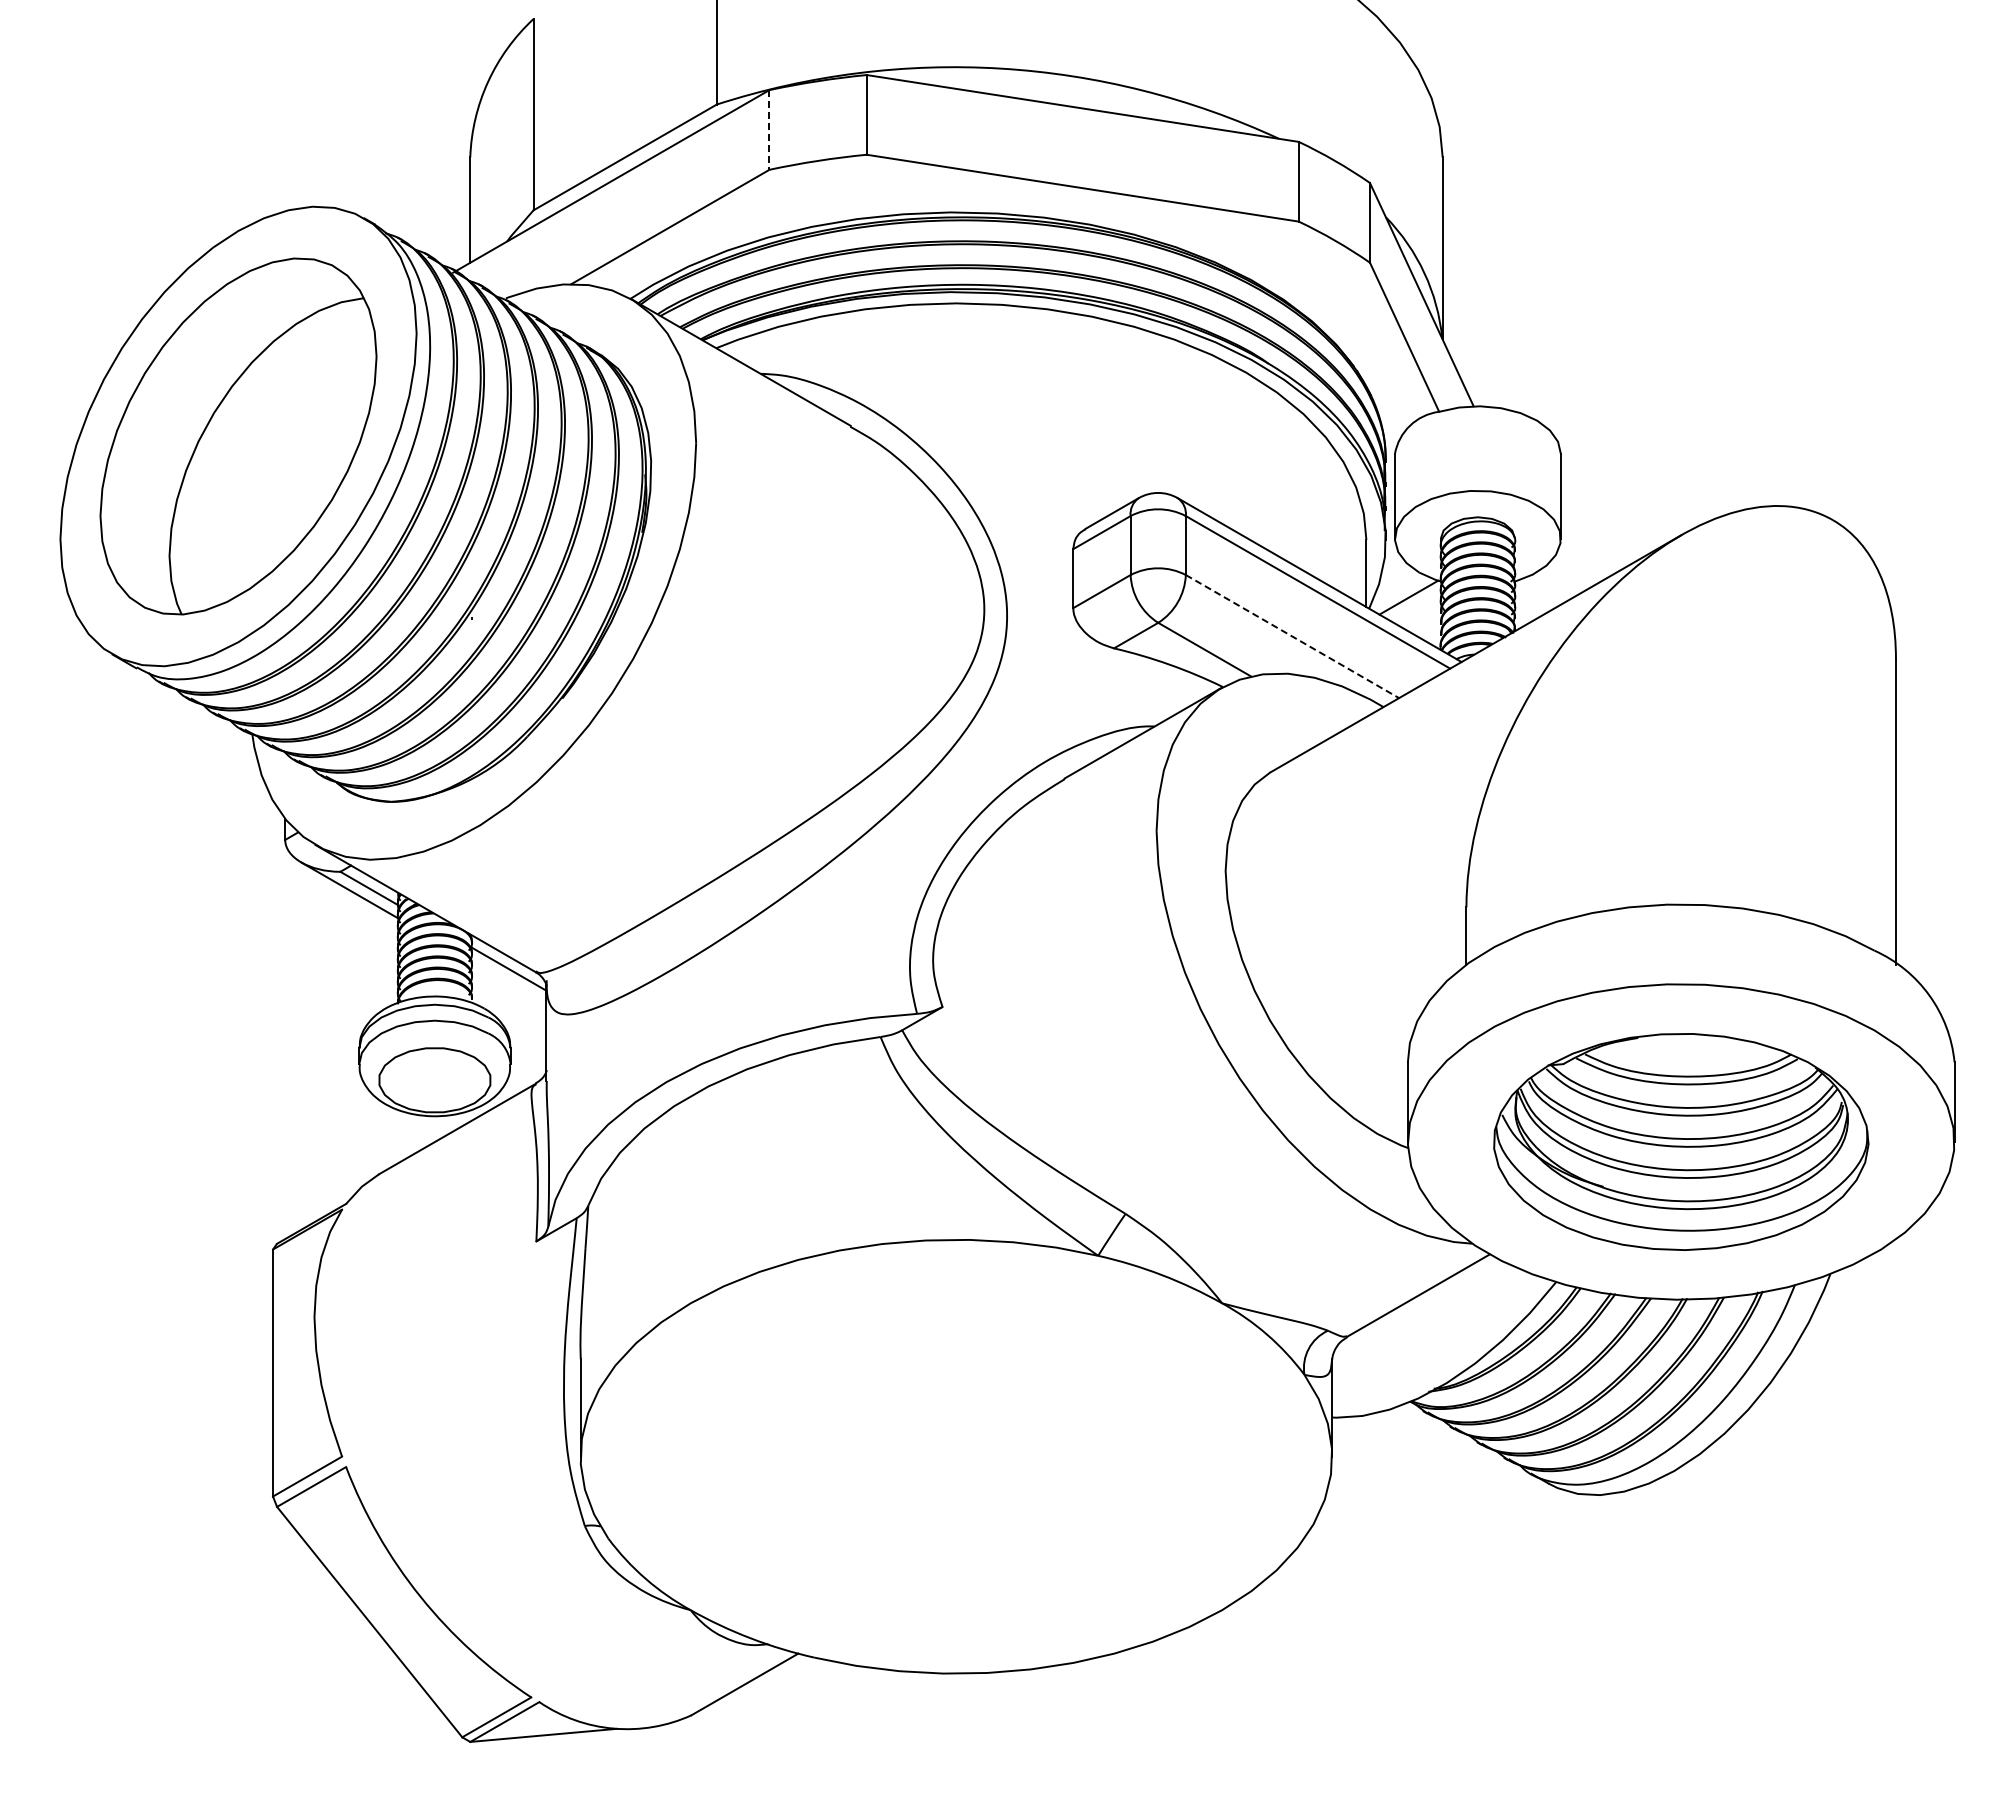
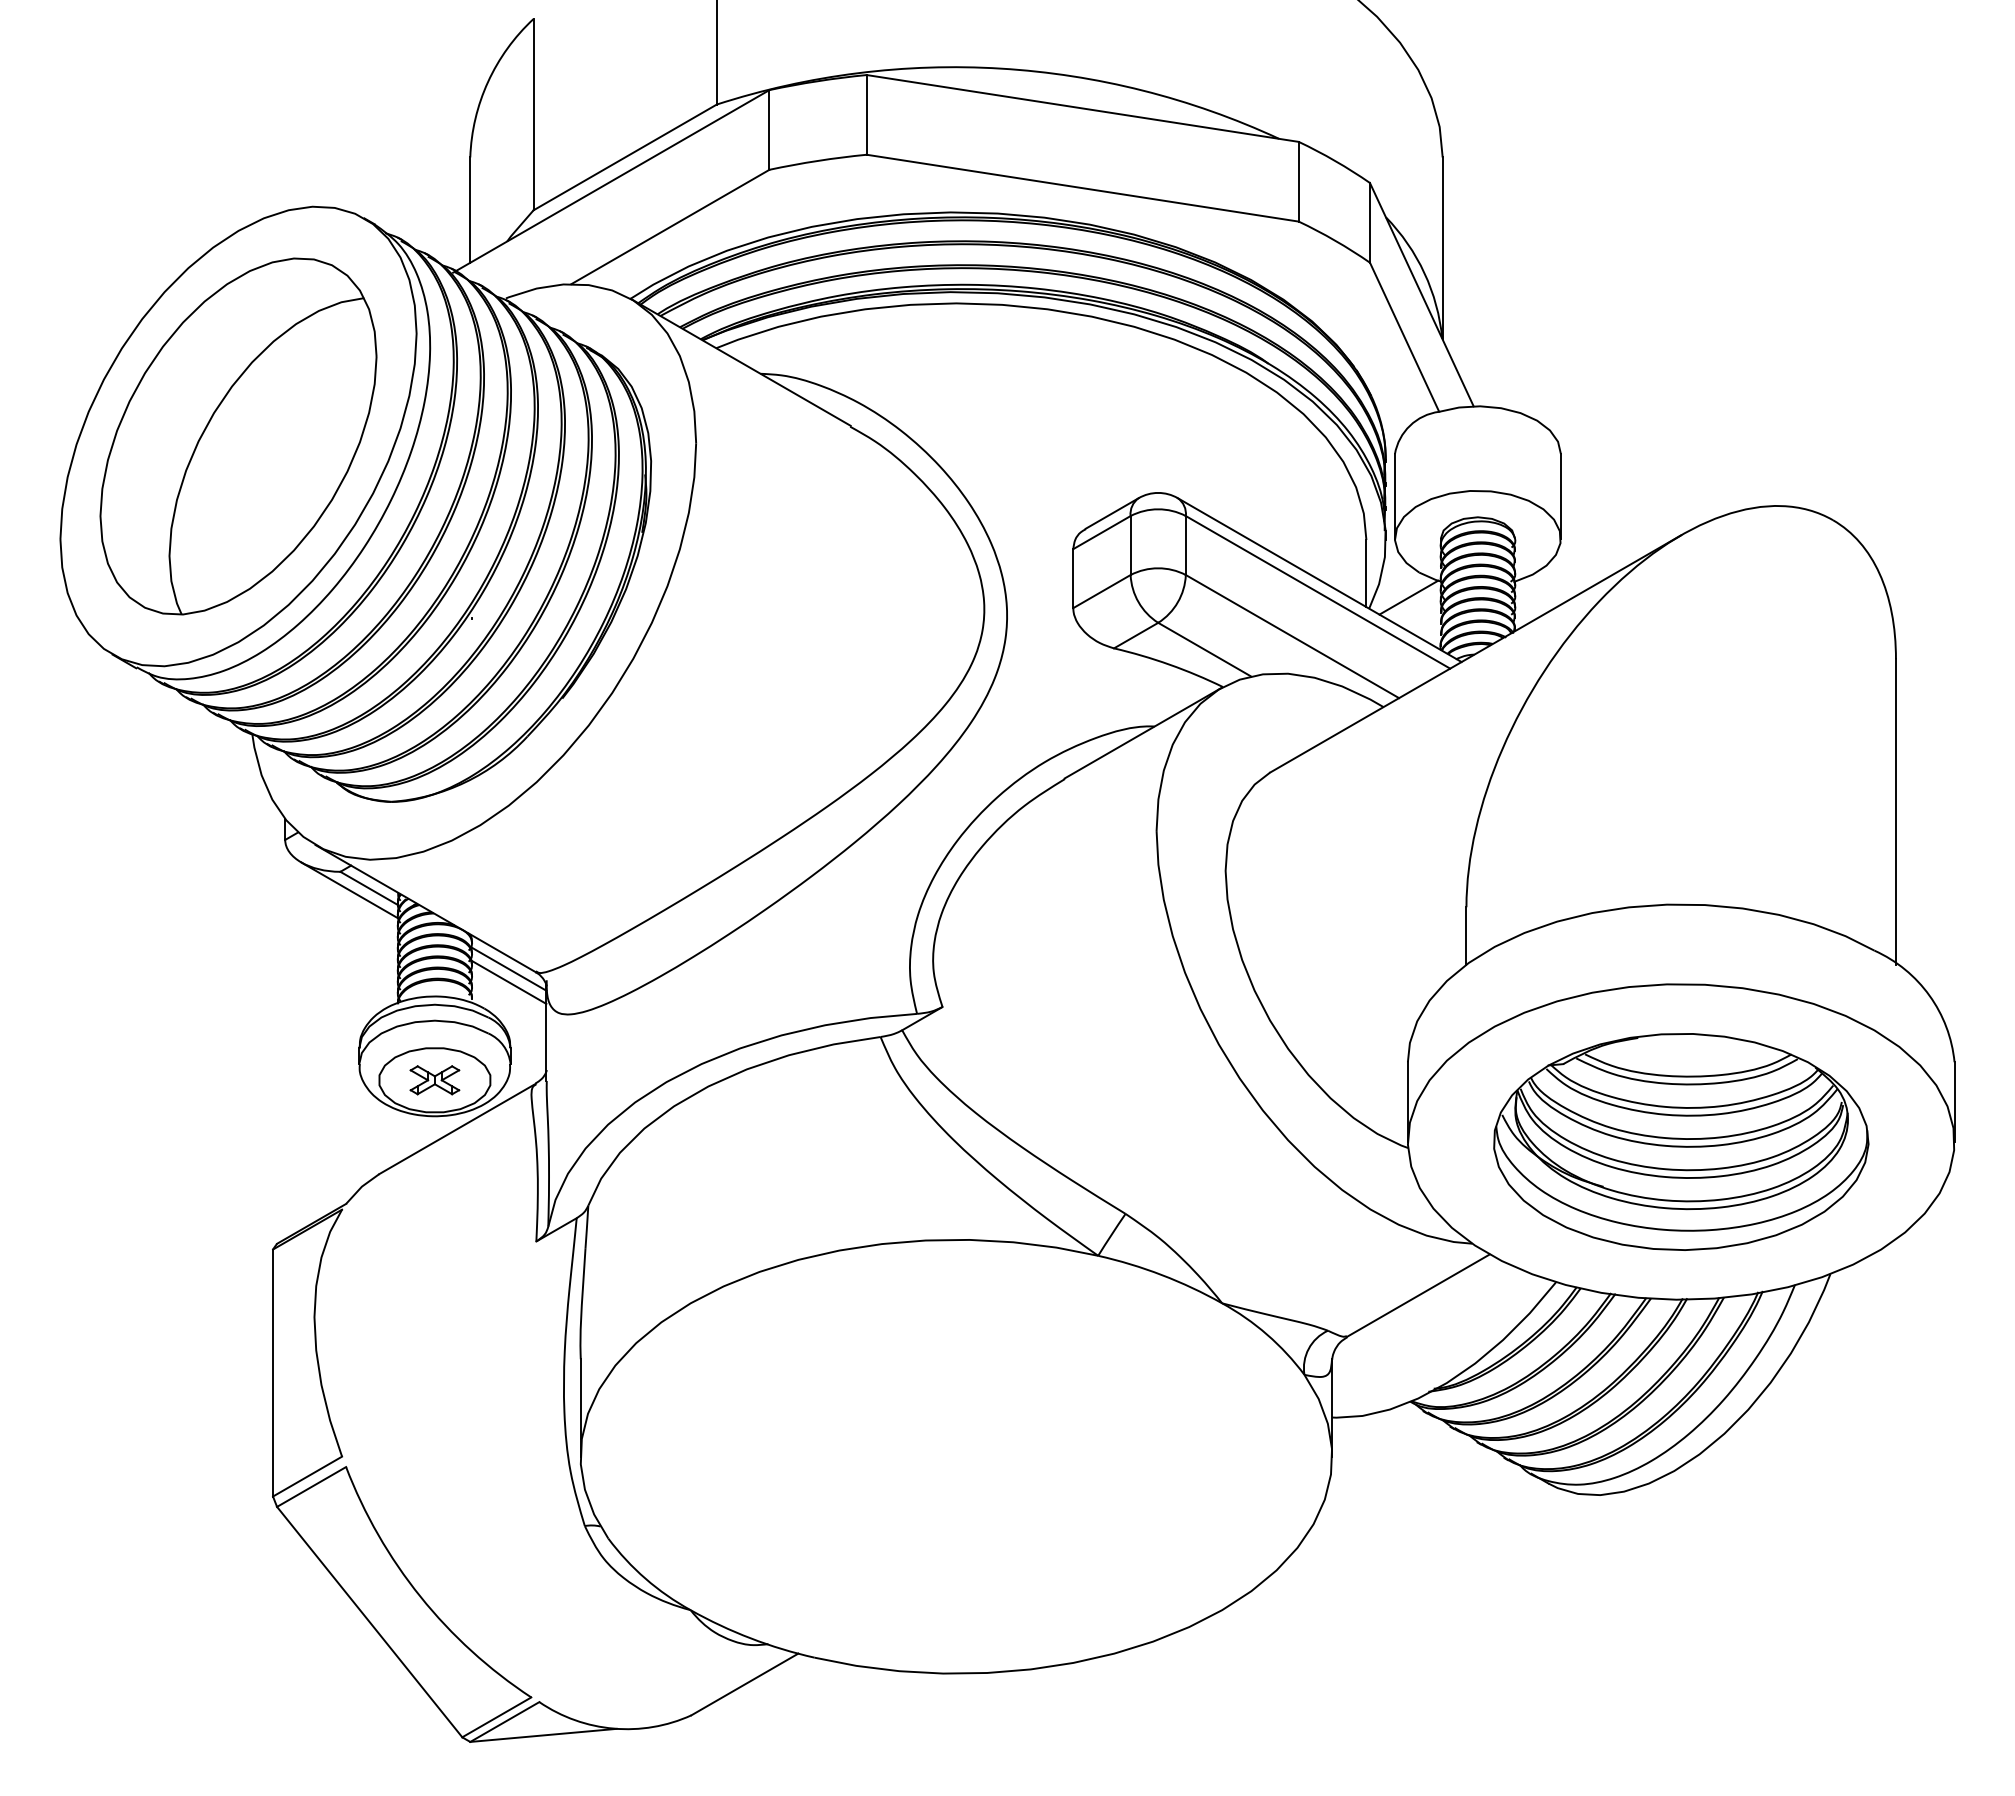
line: dashed -> solid (769, 129)
line: dashed -> solid (1292, 636)
line: none -> present (508, 981)
part: none -> present (434, 1080)
